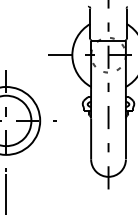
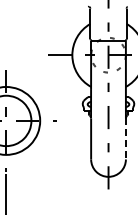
line: solid -> dashed (125, 138)
